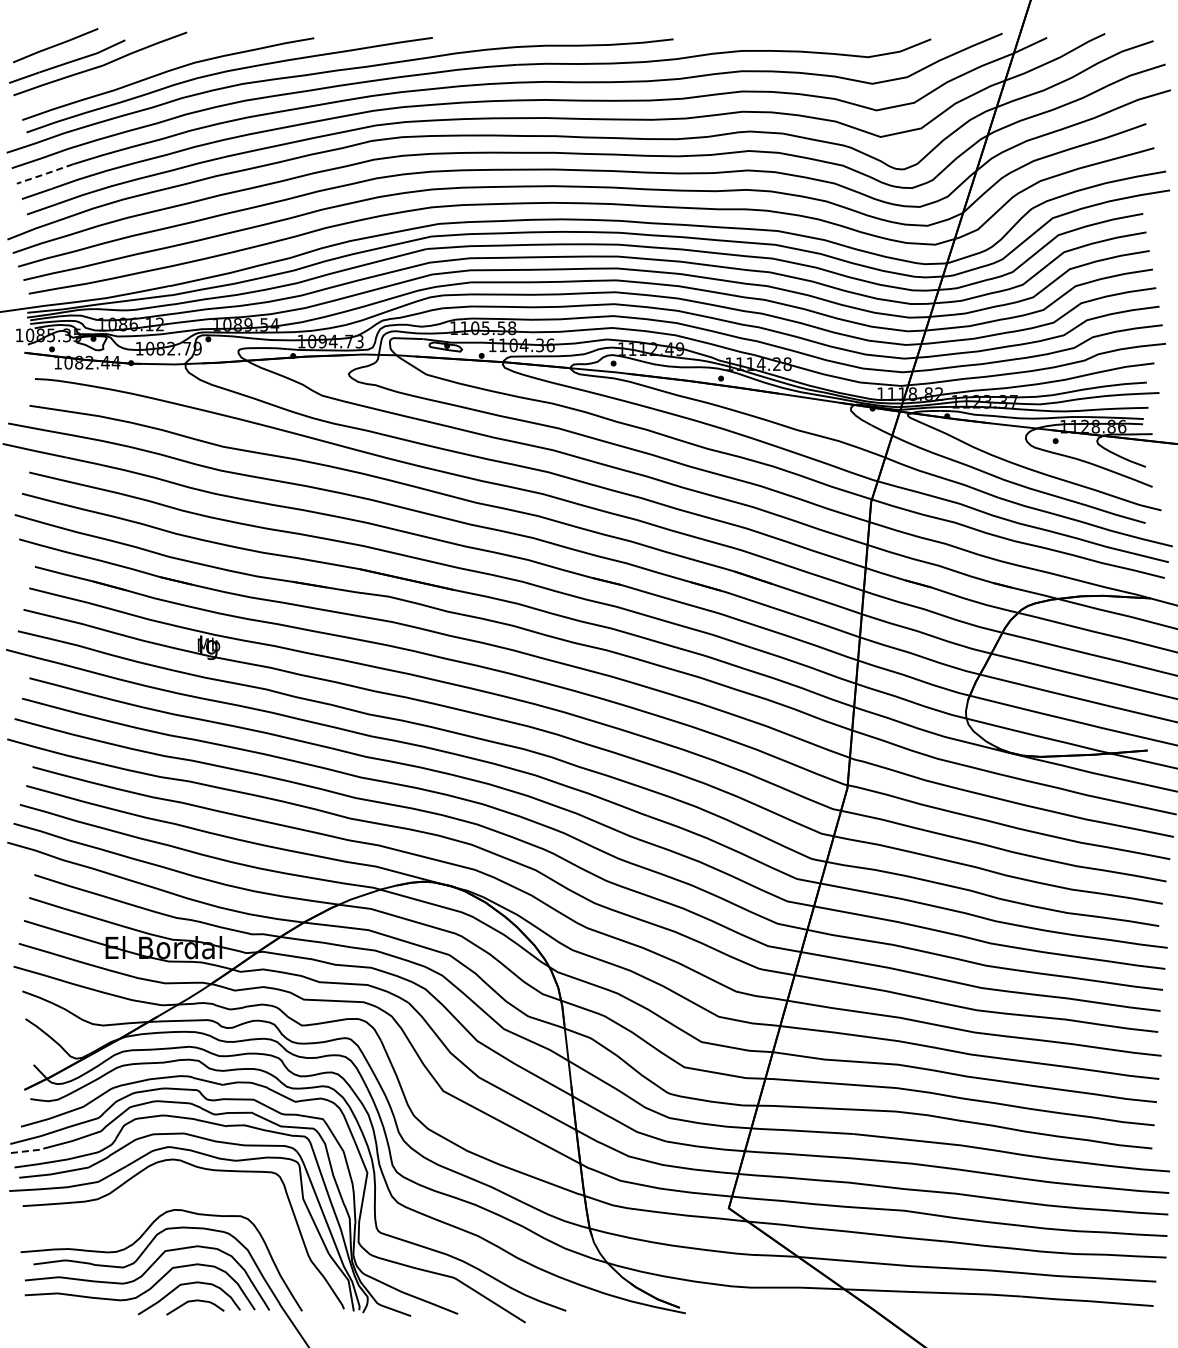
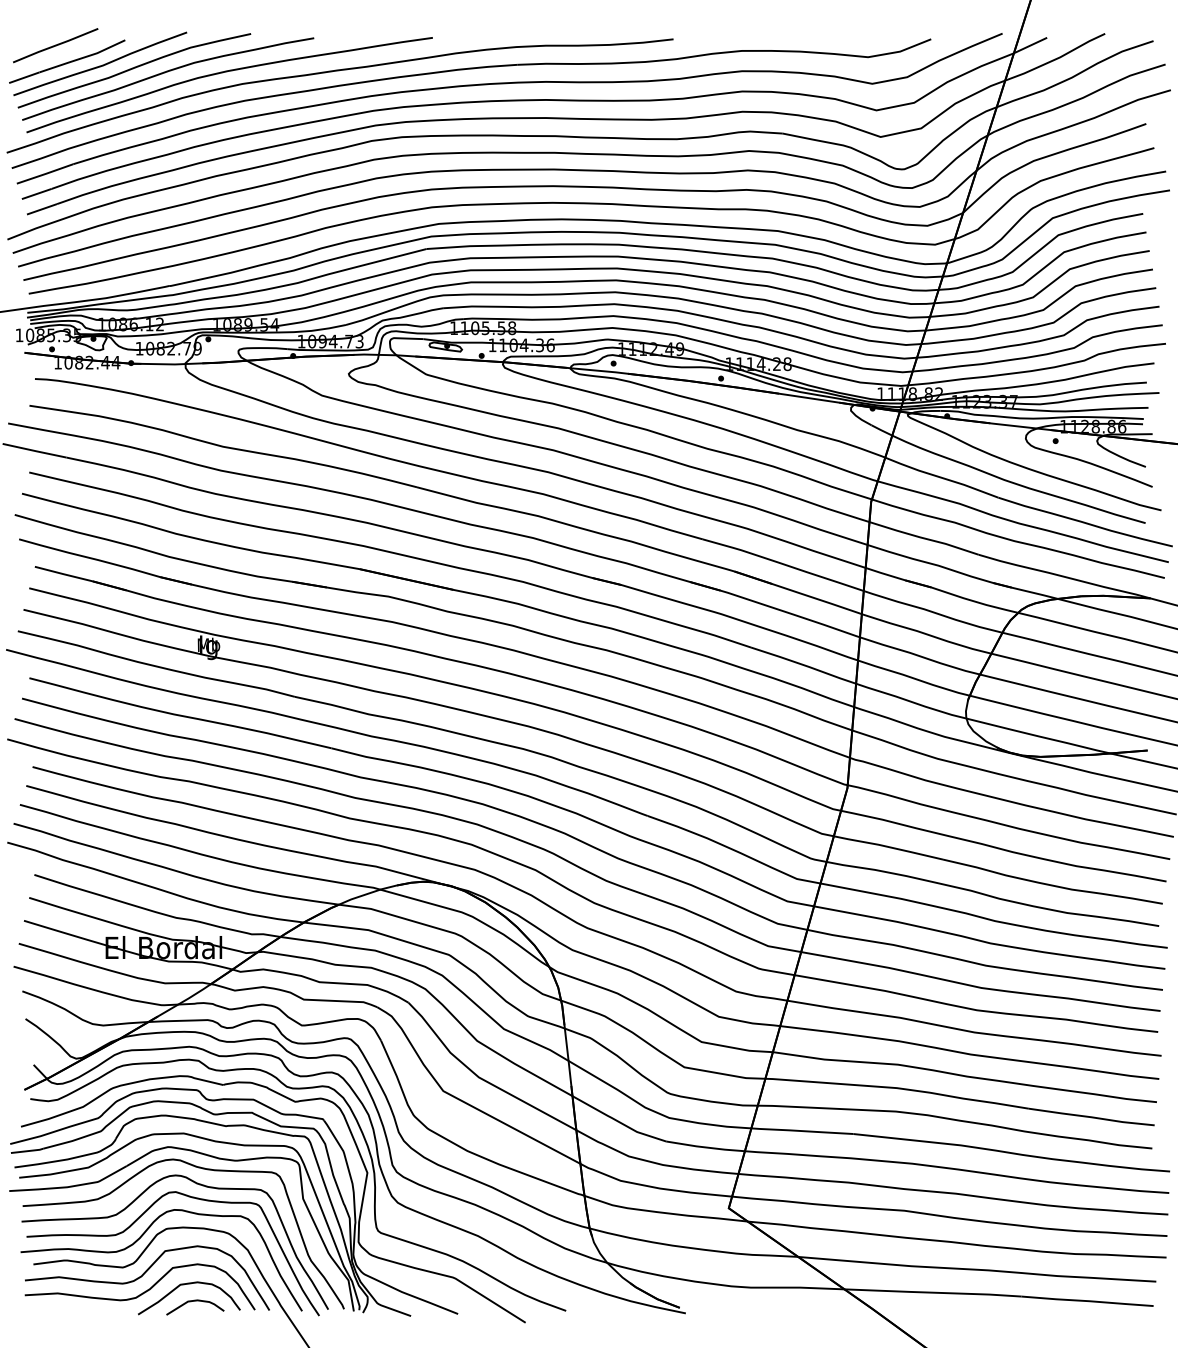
curve: none -> present (133, 69)
line: dashed -> solid (45, 174)
line: dashed -> solid (28, 1151)
part: none -> present (147, 1211)
